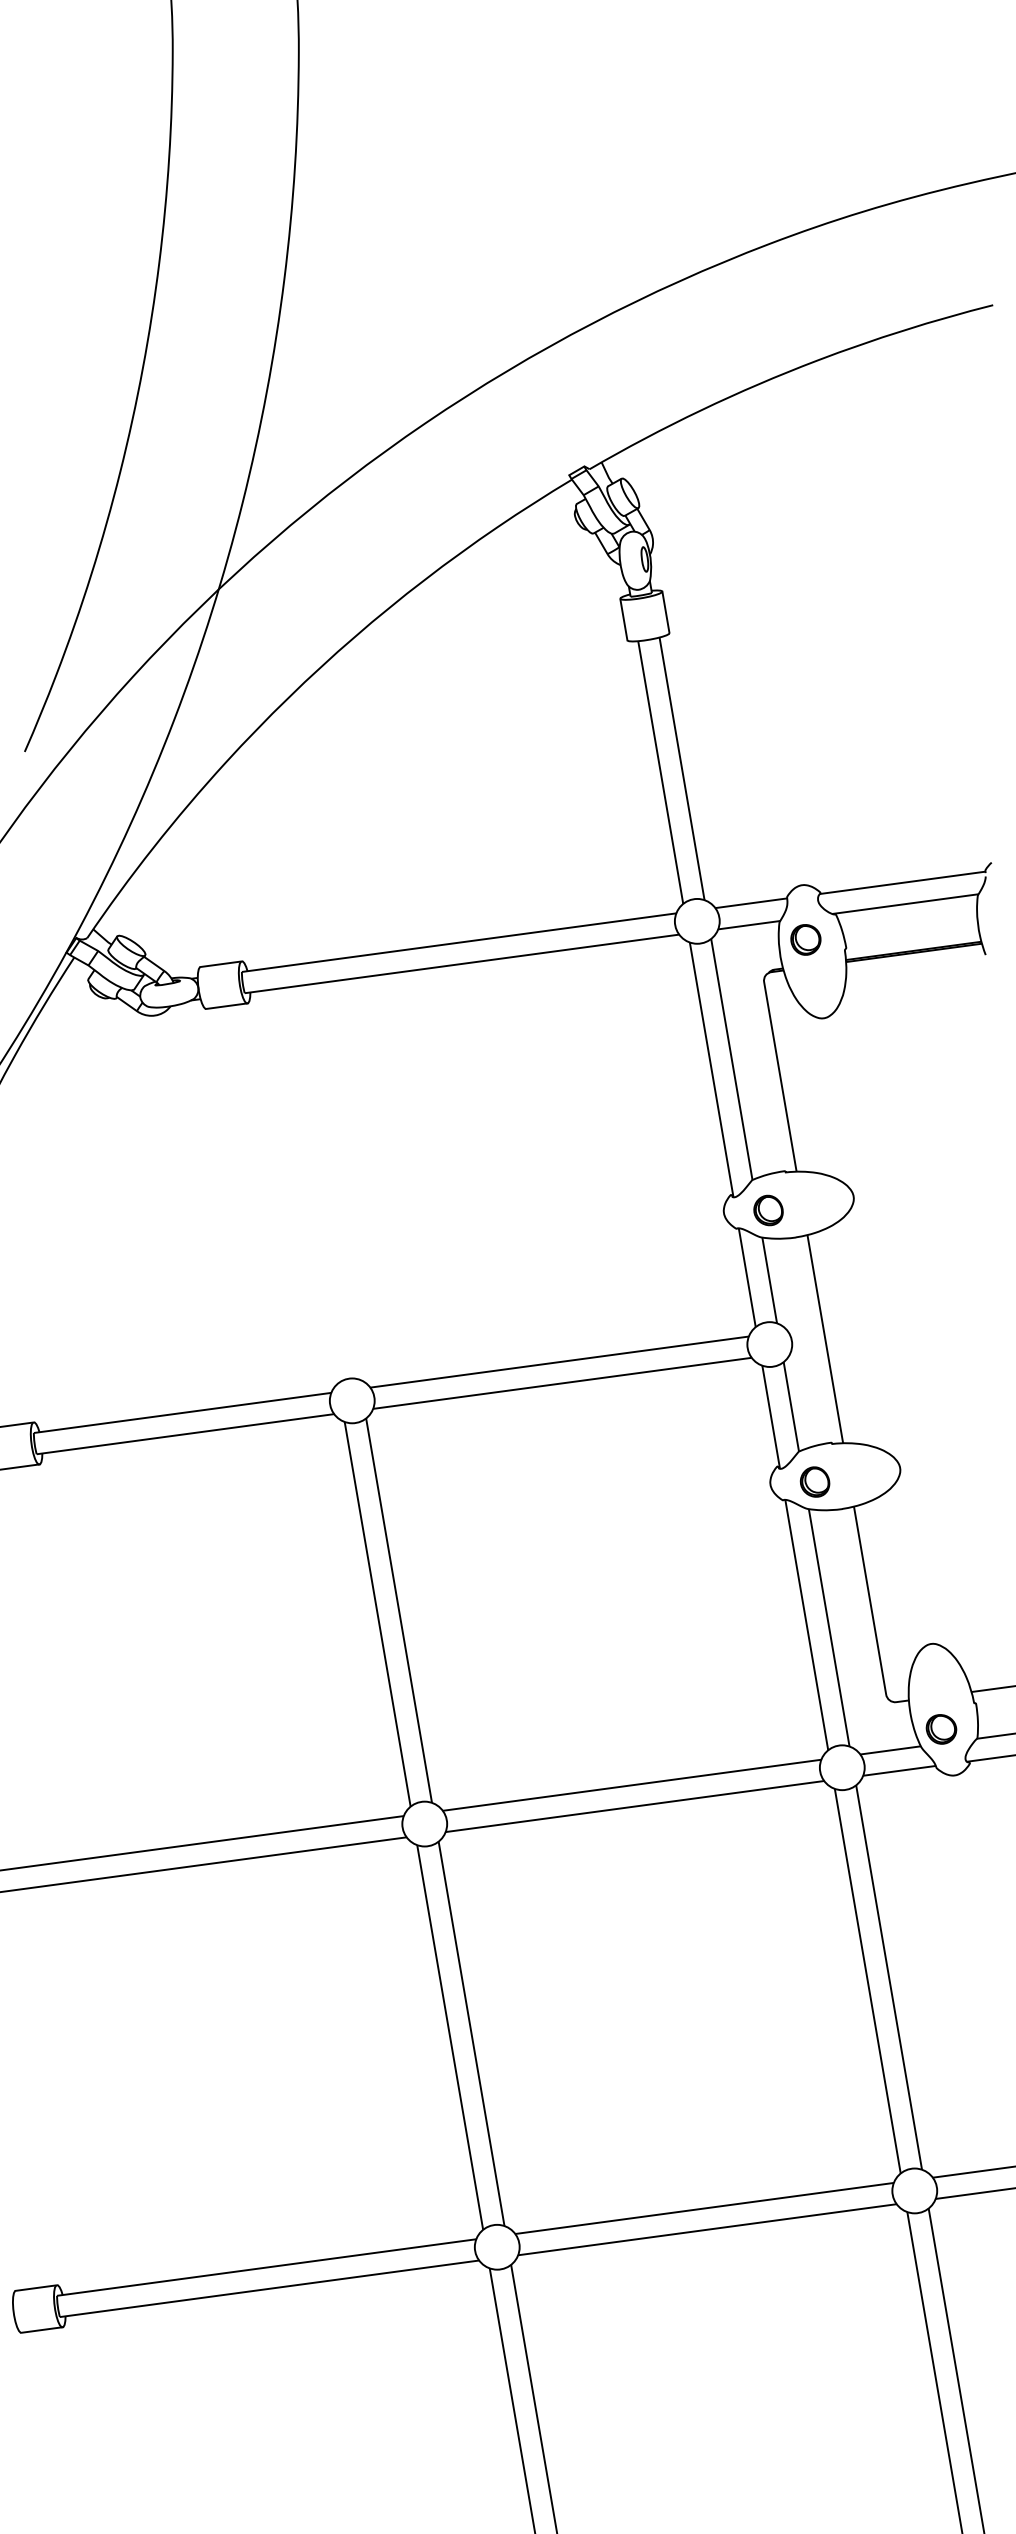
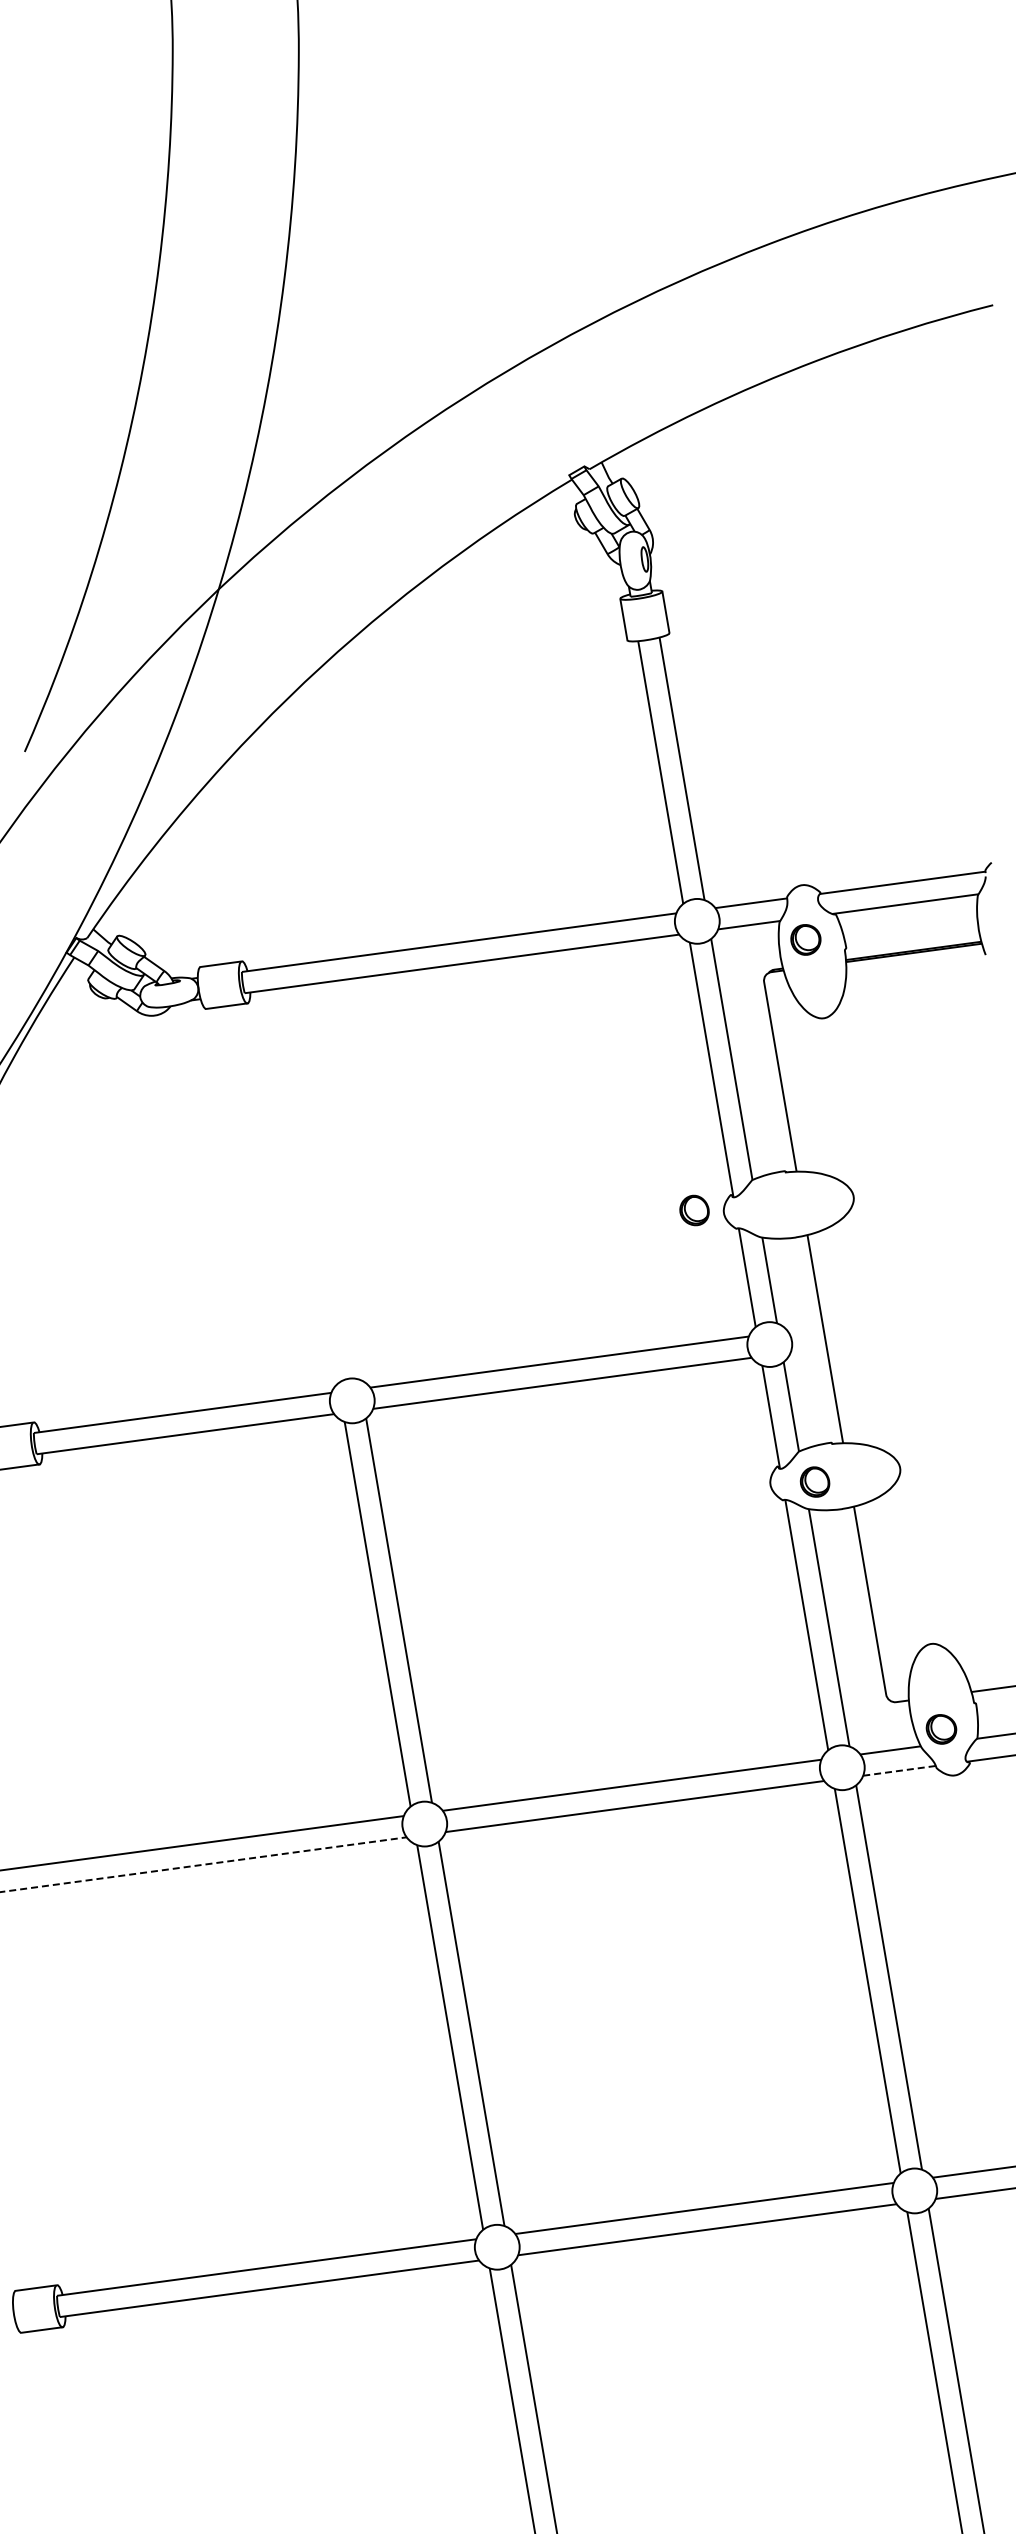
part position: (768, 1210) -> (694, 1210) (694, 1210)
line: solid -> dashed (899, 1770)
line: solid -> dashed (203, 1864)
